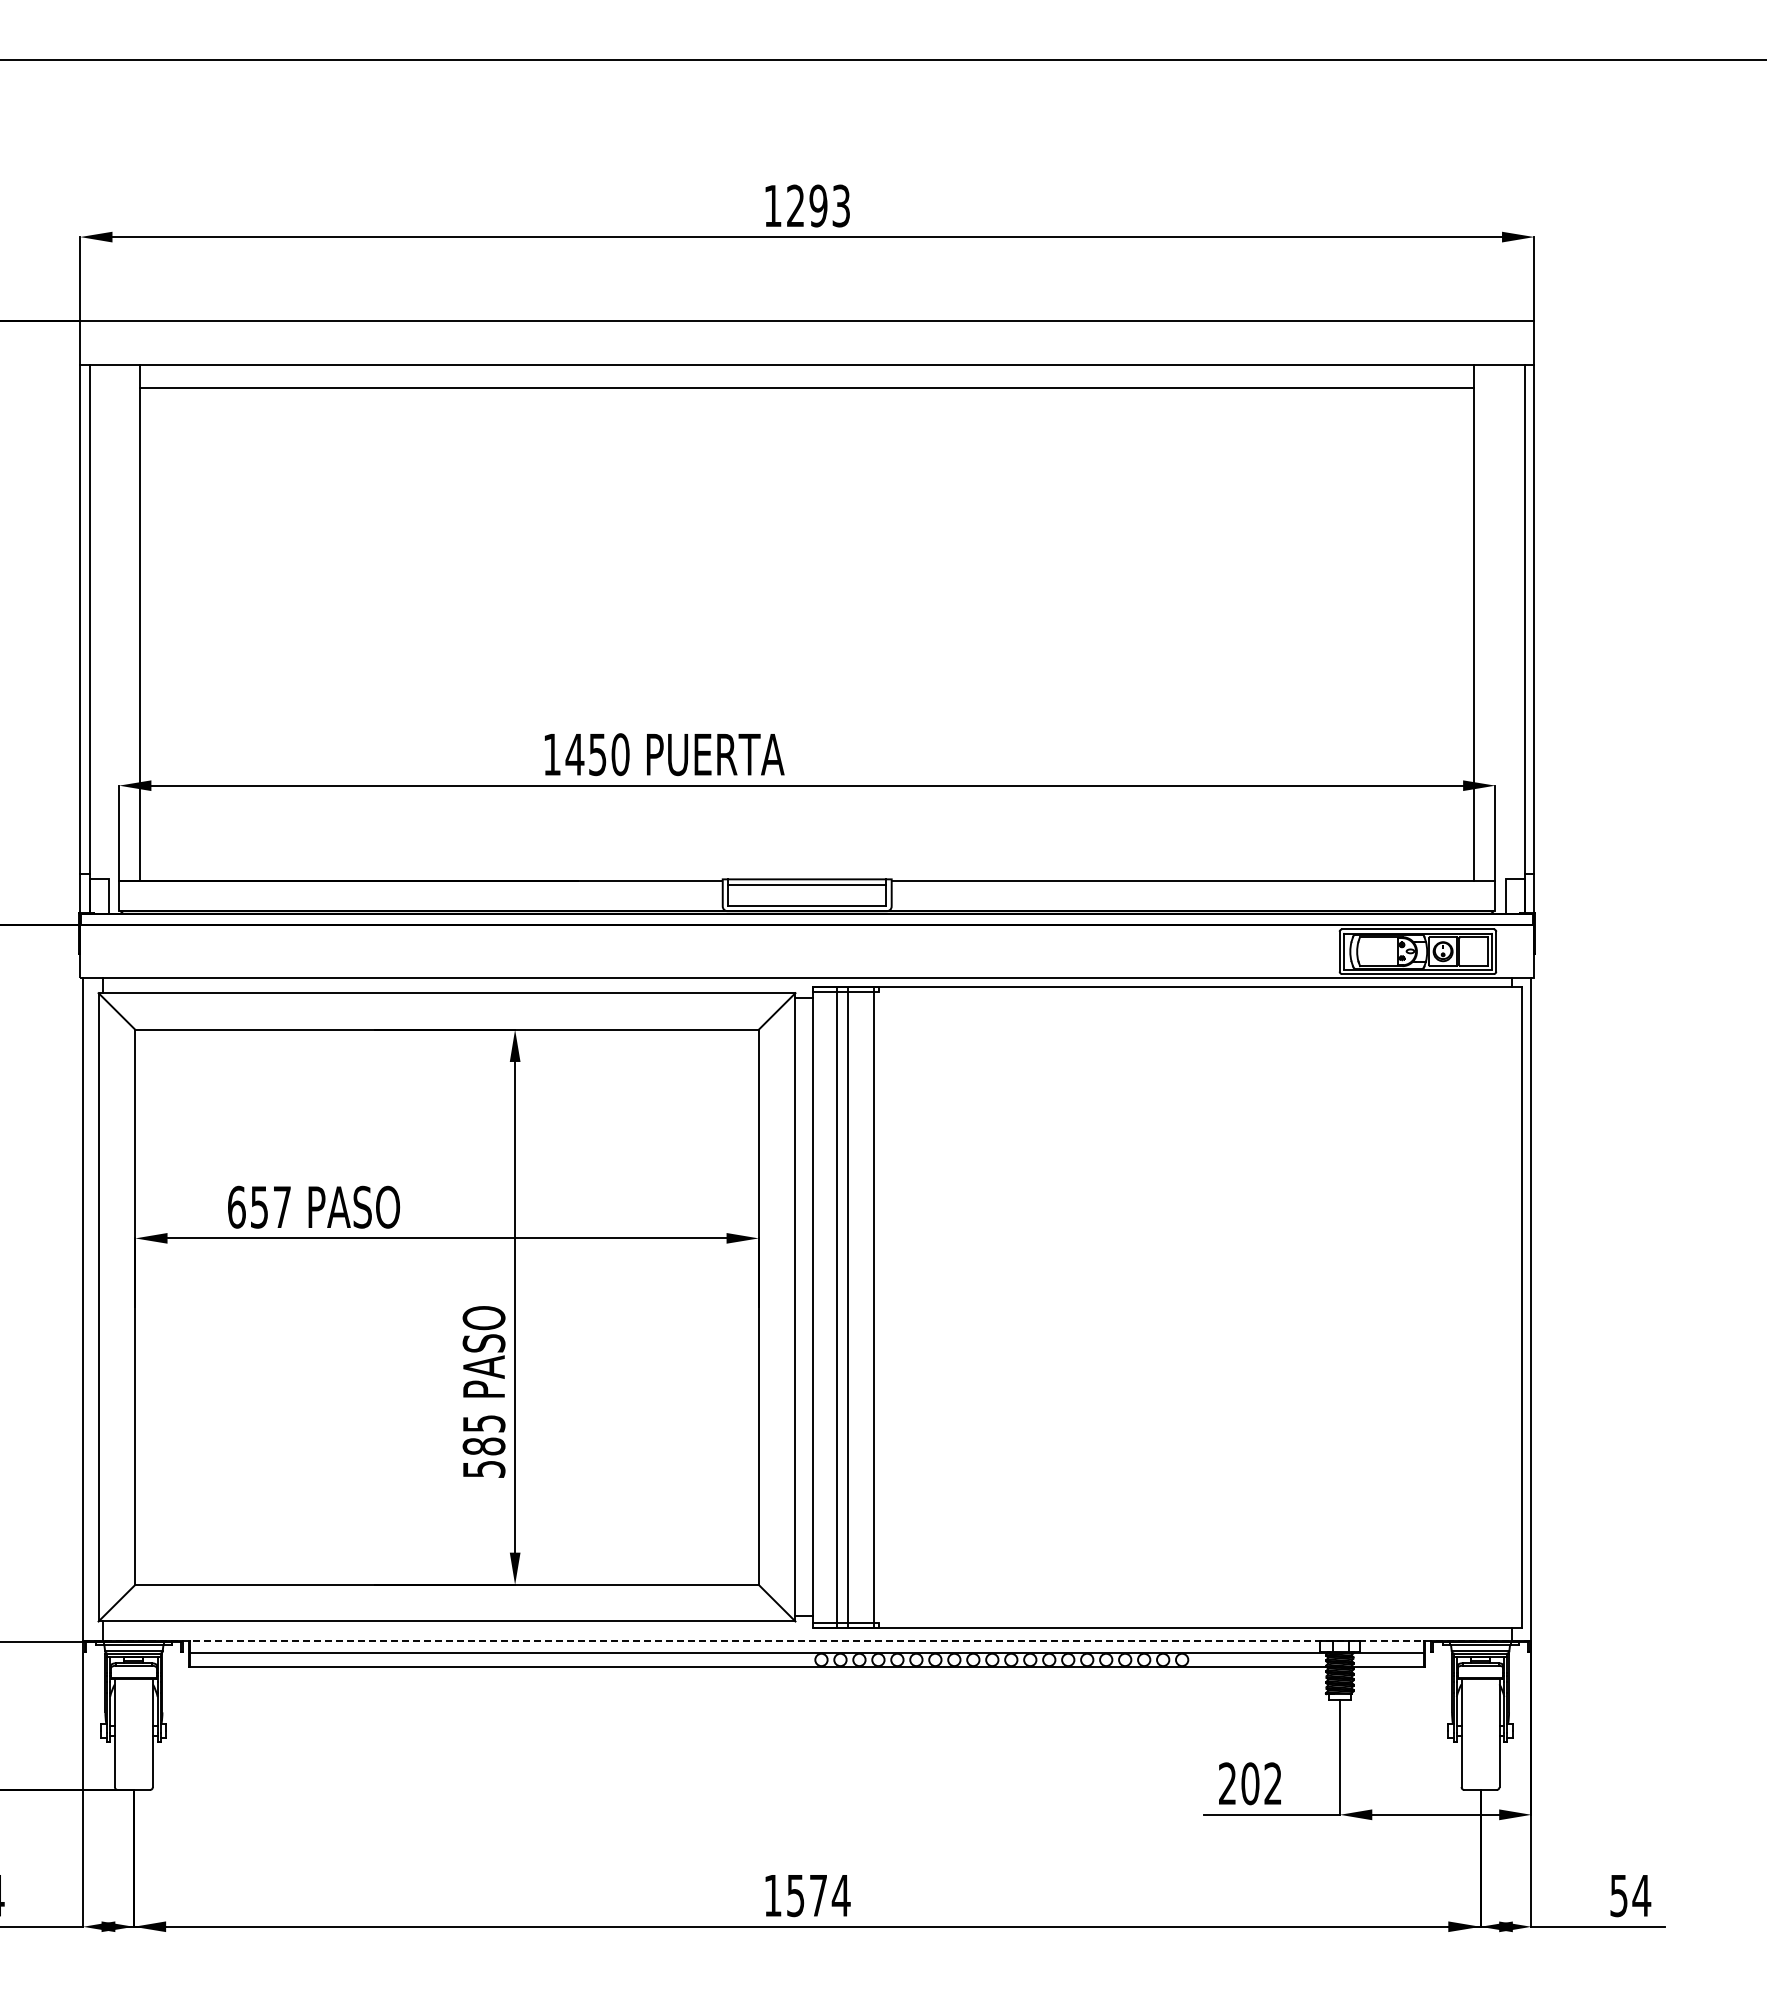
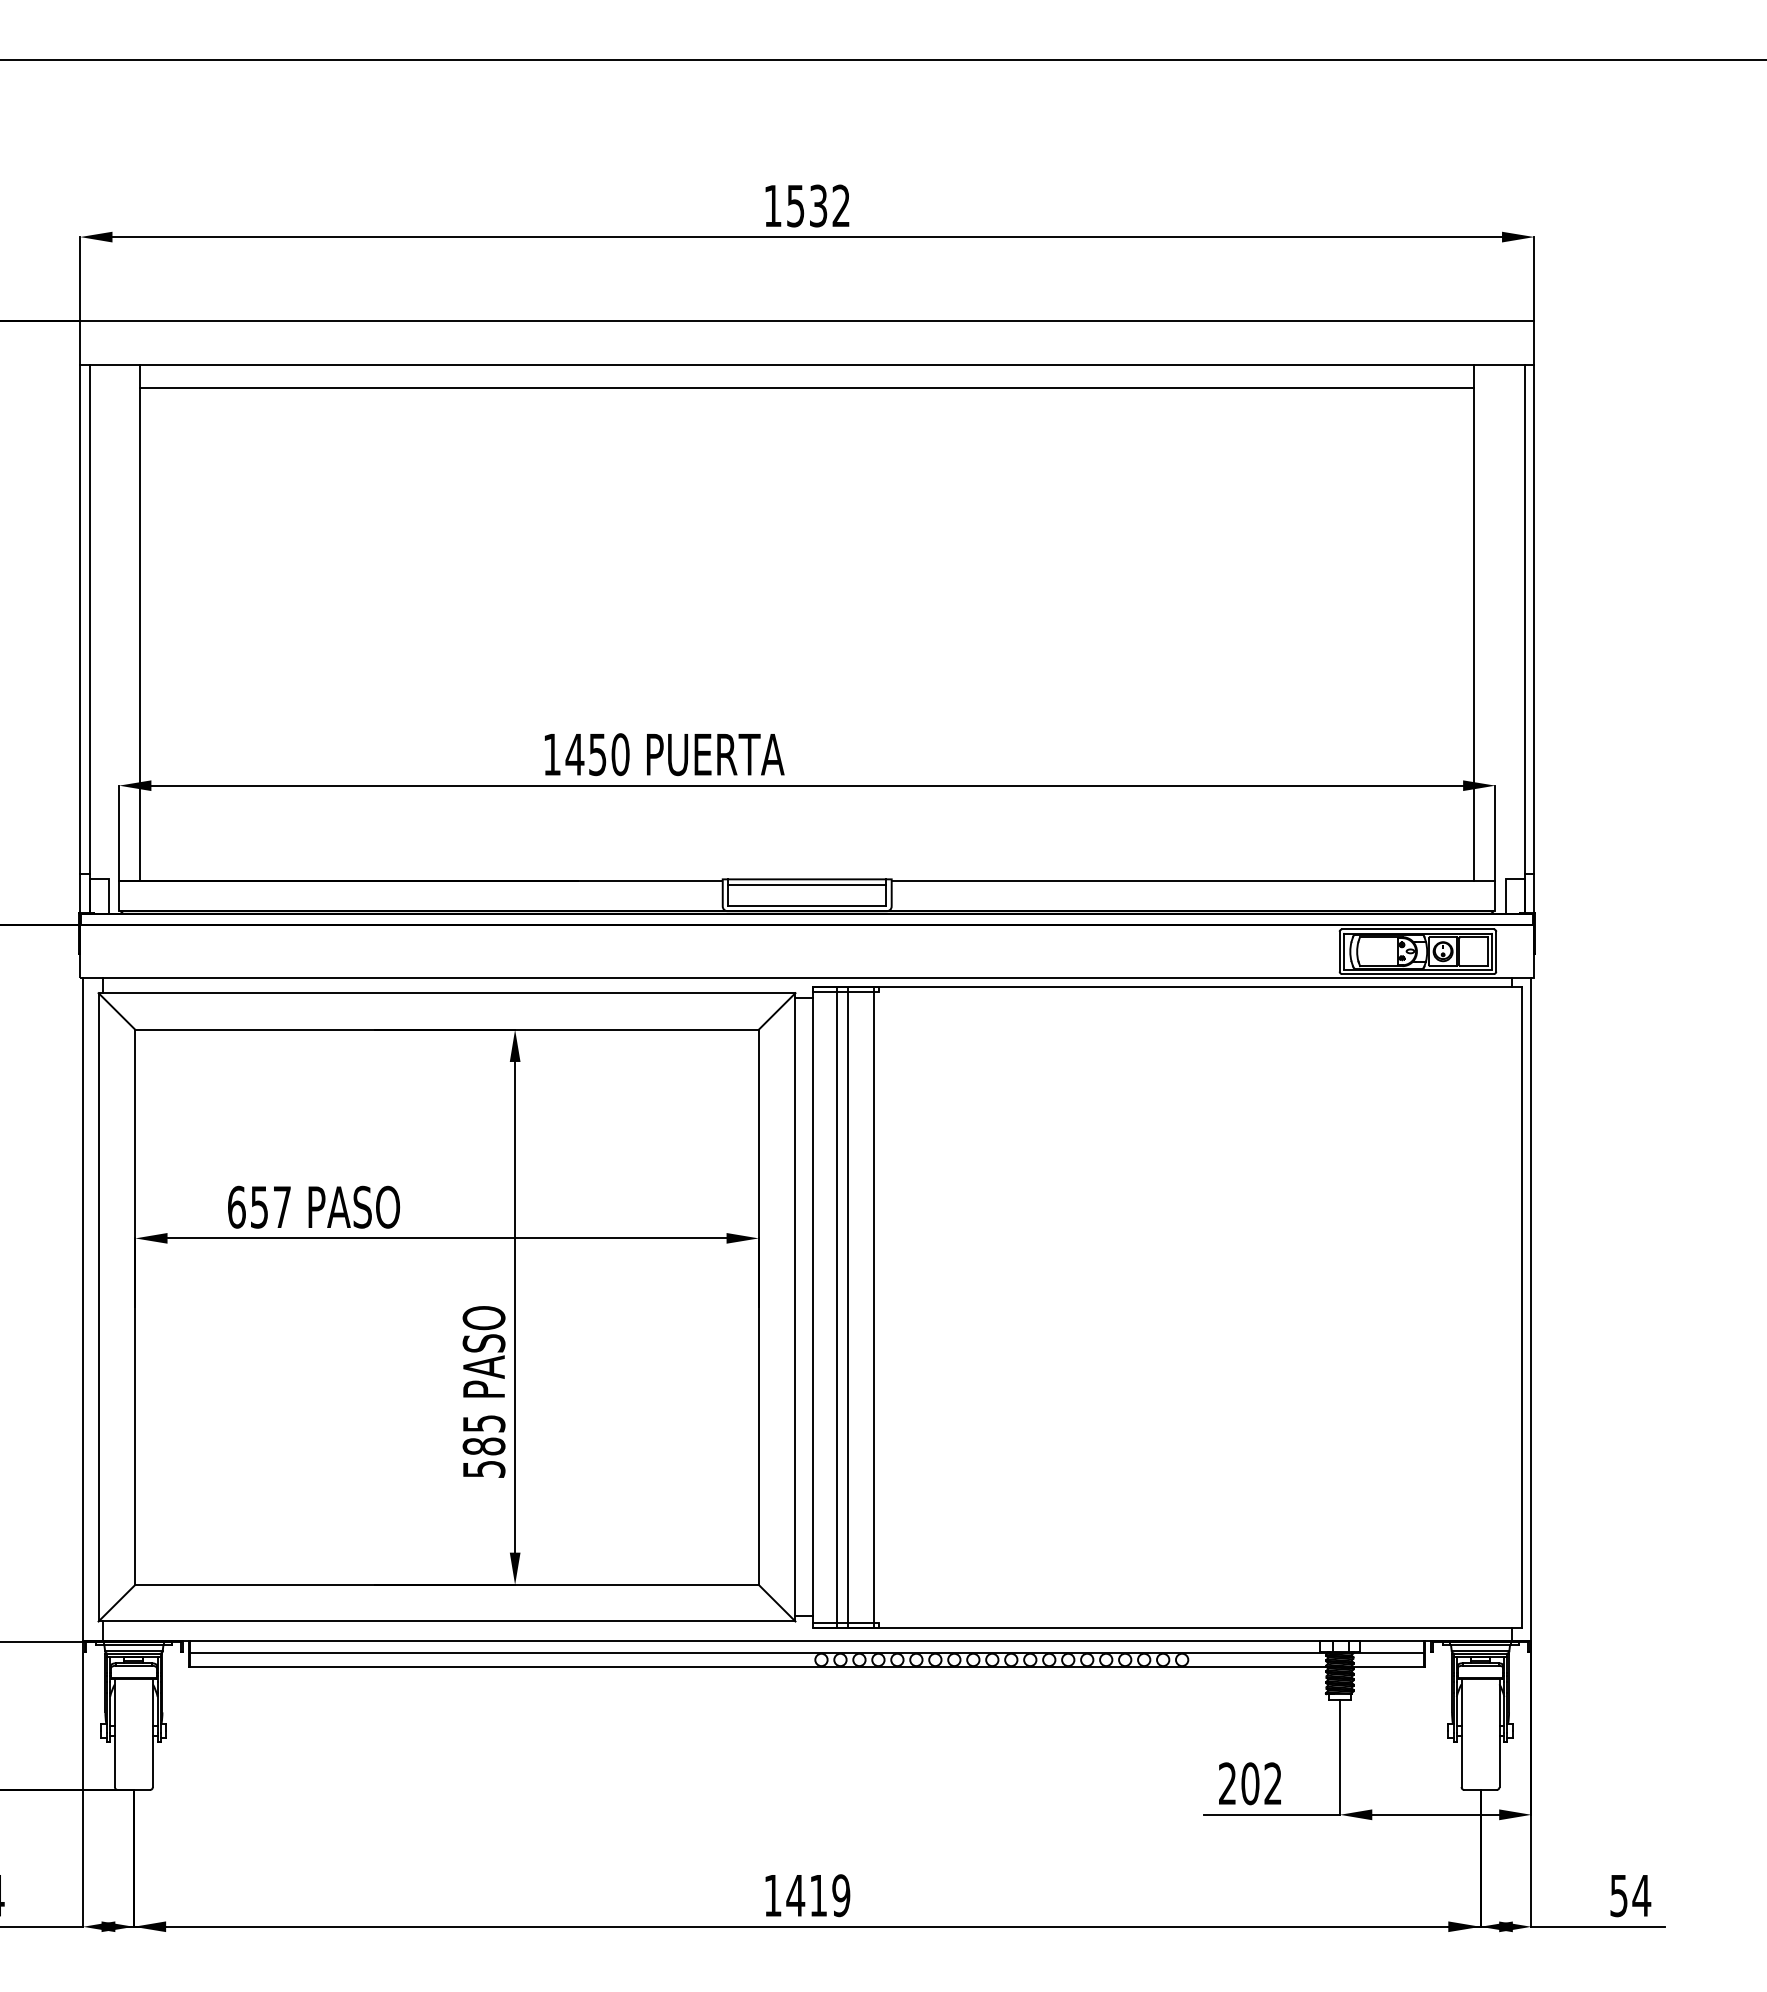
text: 1293 -> 1532 (818, 205)
line: dashed -> solid (807, 1641)
text: 1574 -> 1419 (818, 1895)
